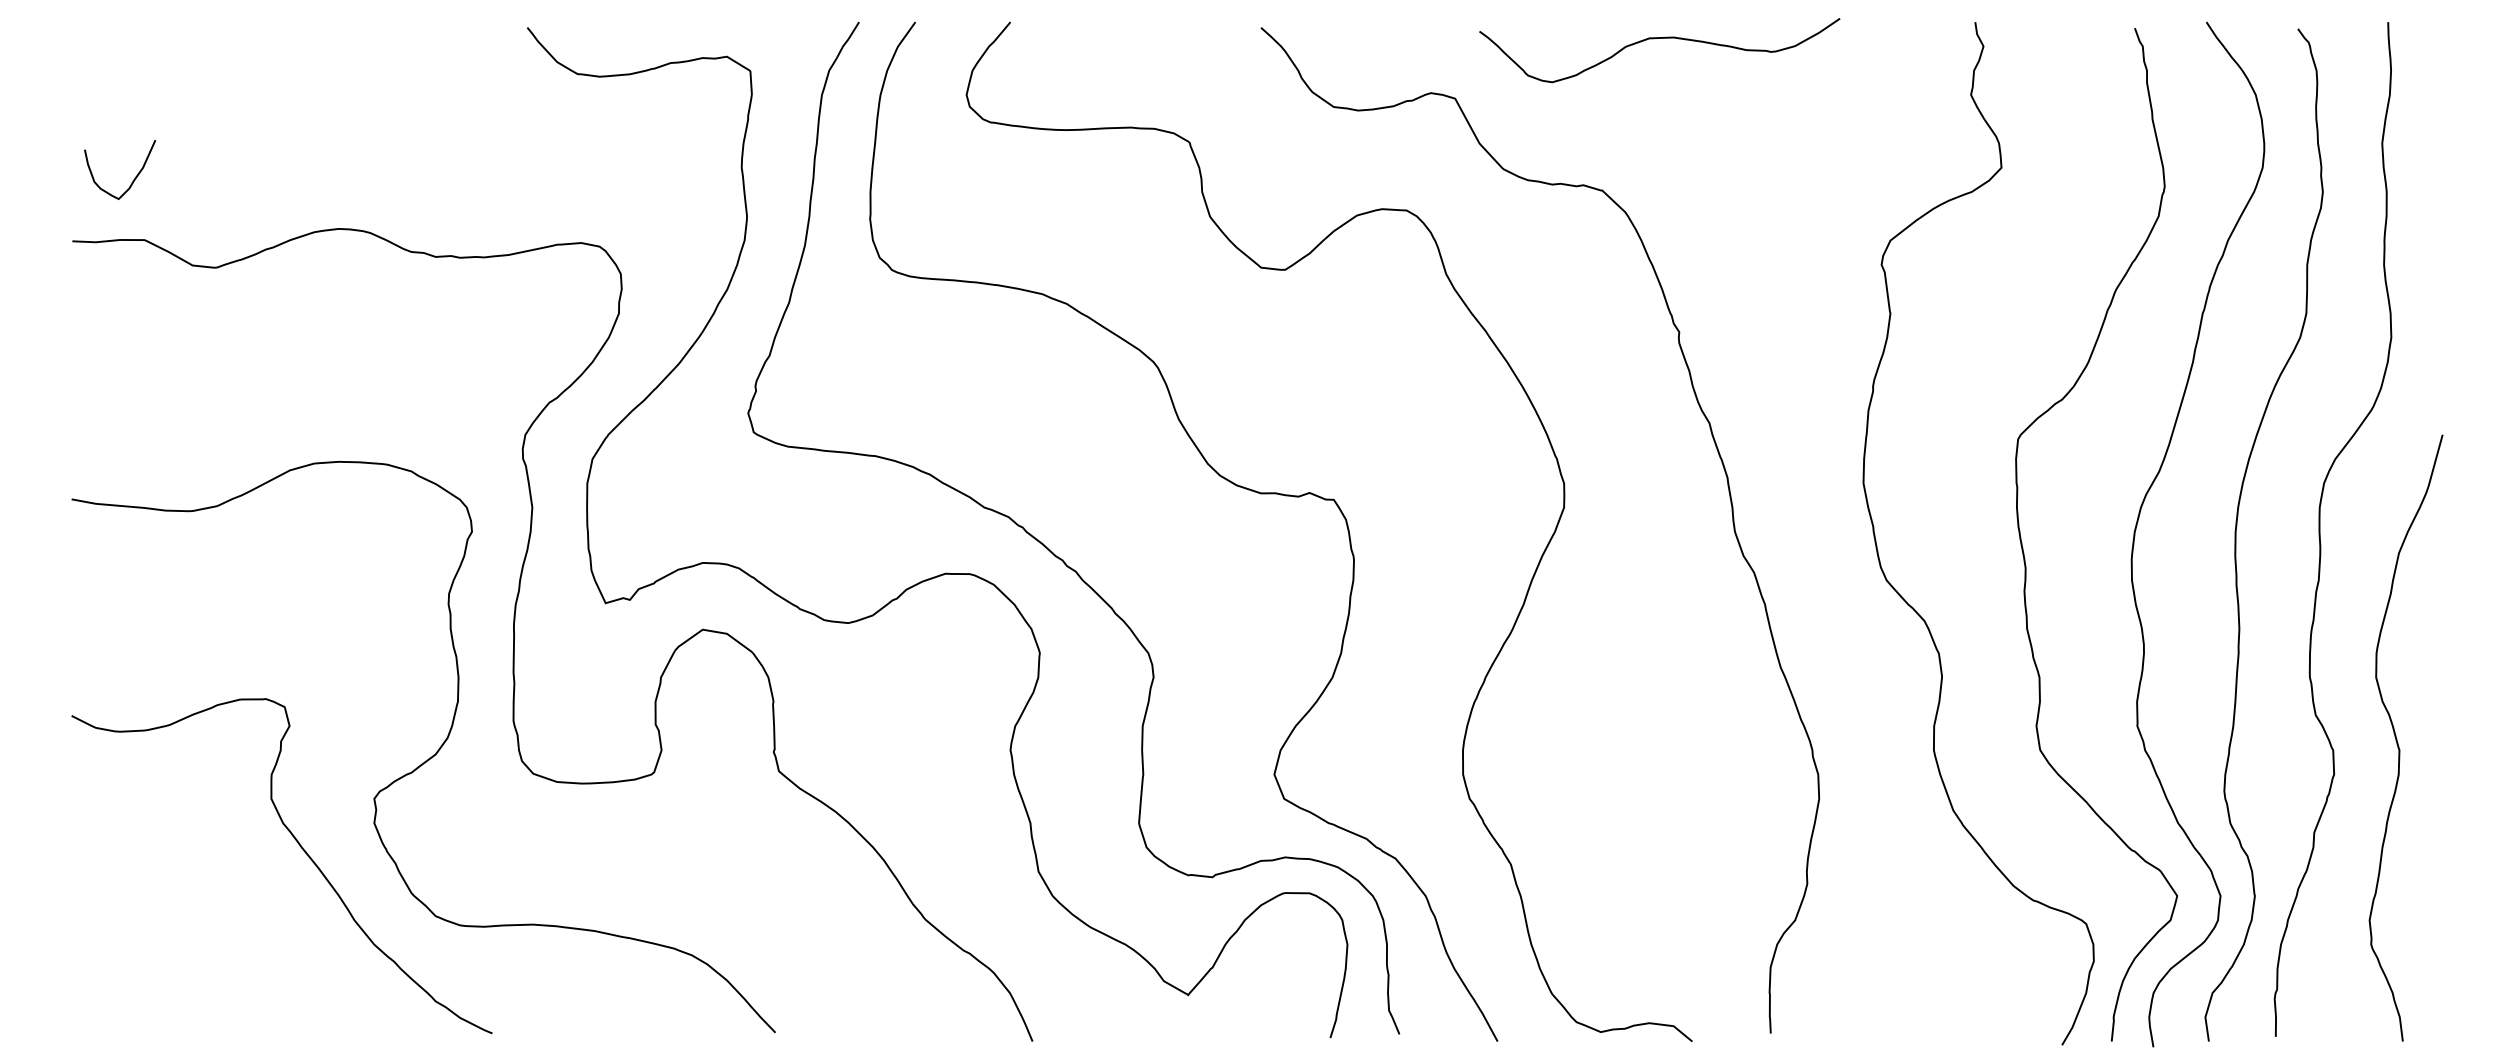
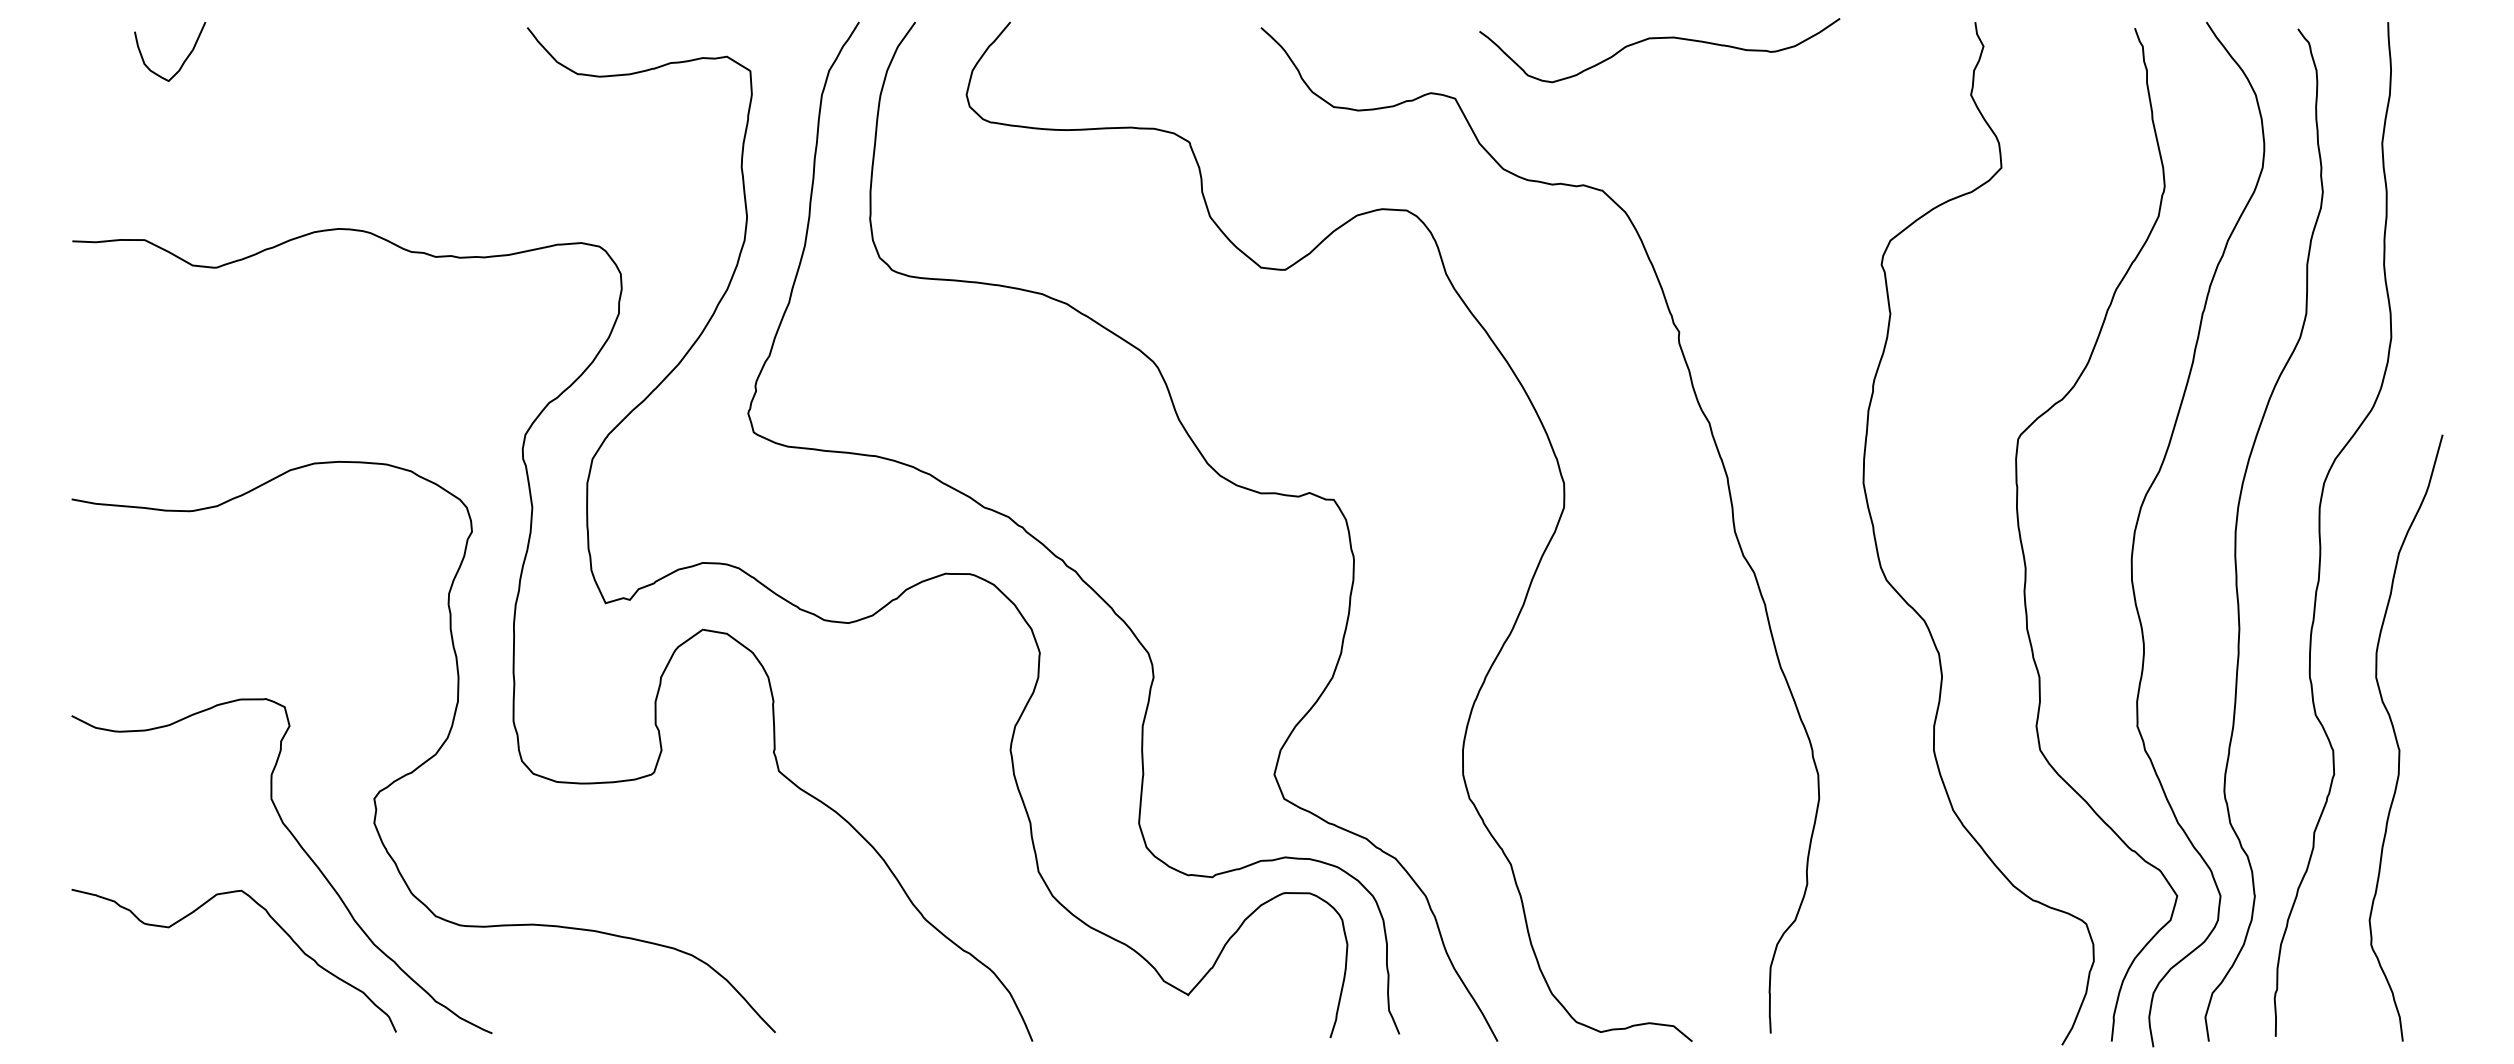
curve position: (133, 179) -> (183, 61) (183, 61)
curve: none -> present (274, 922)
